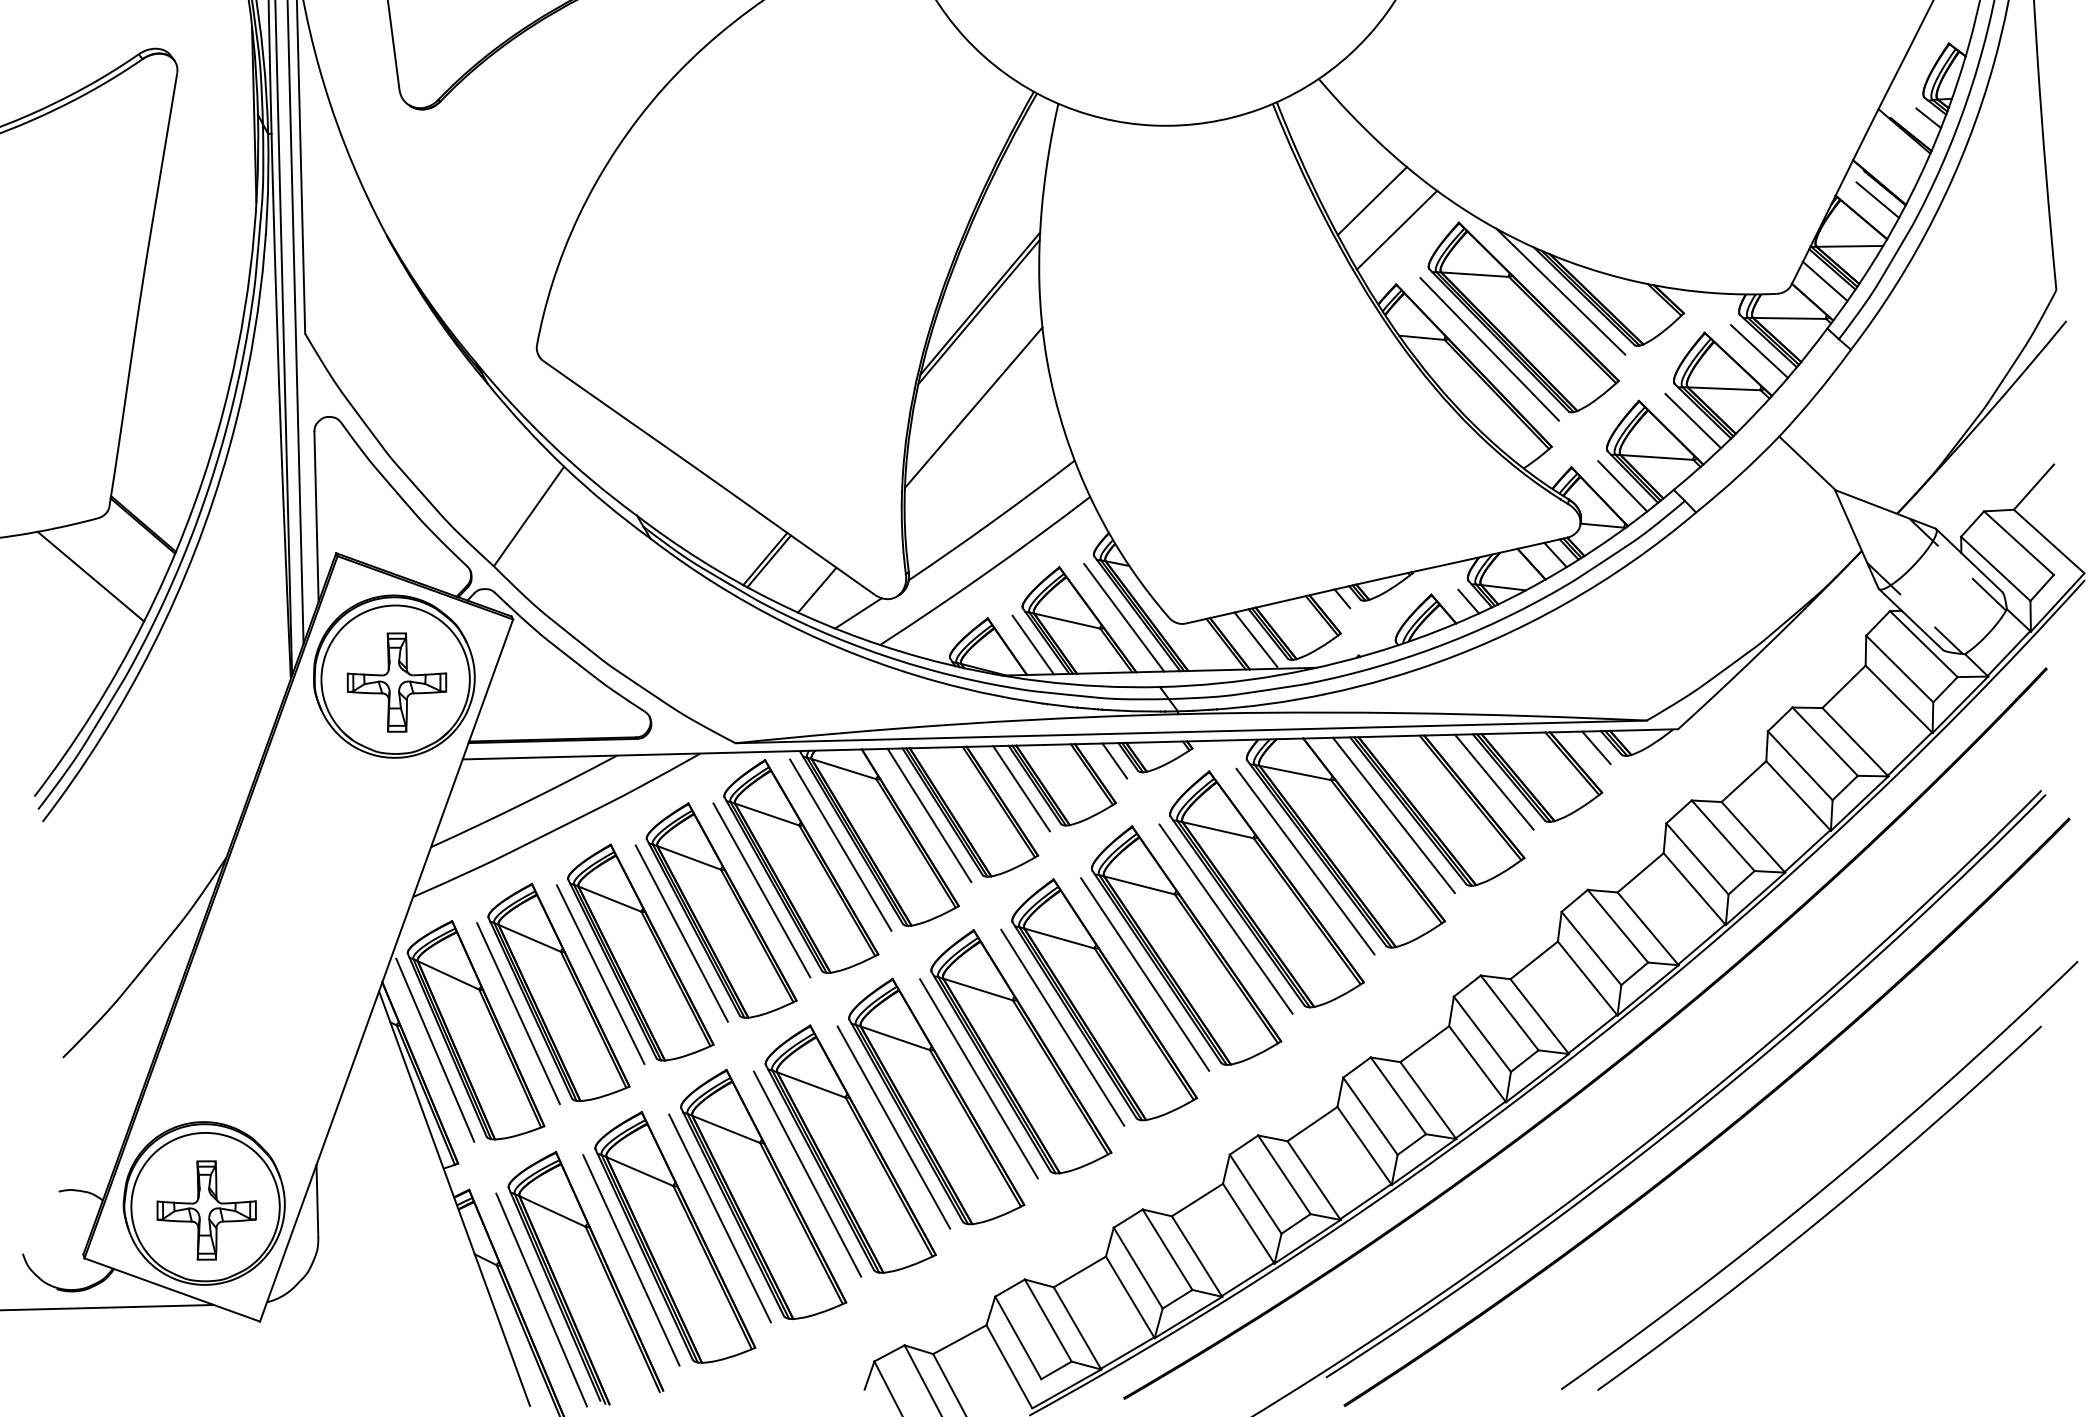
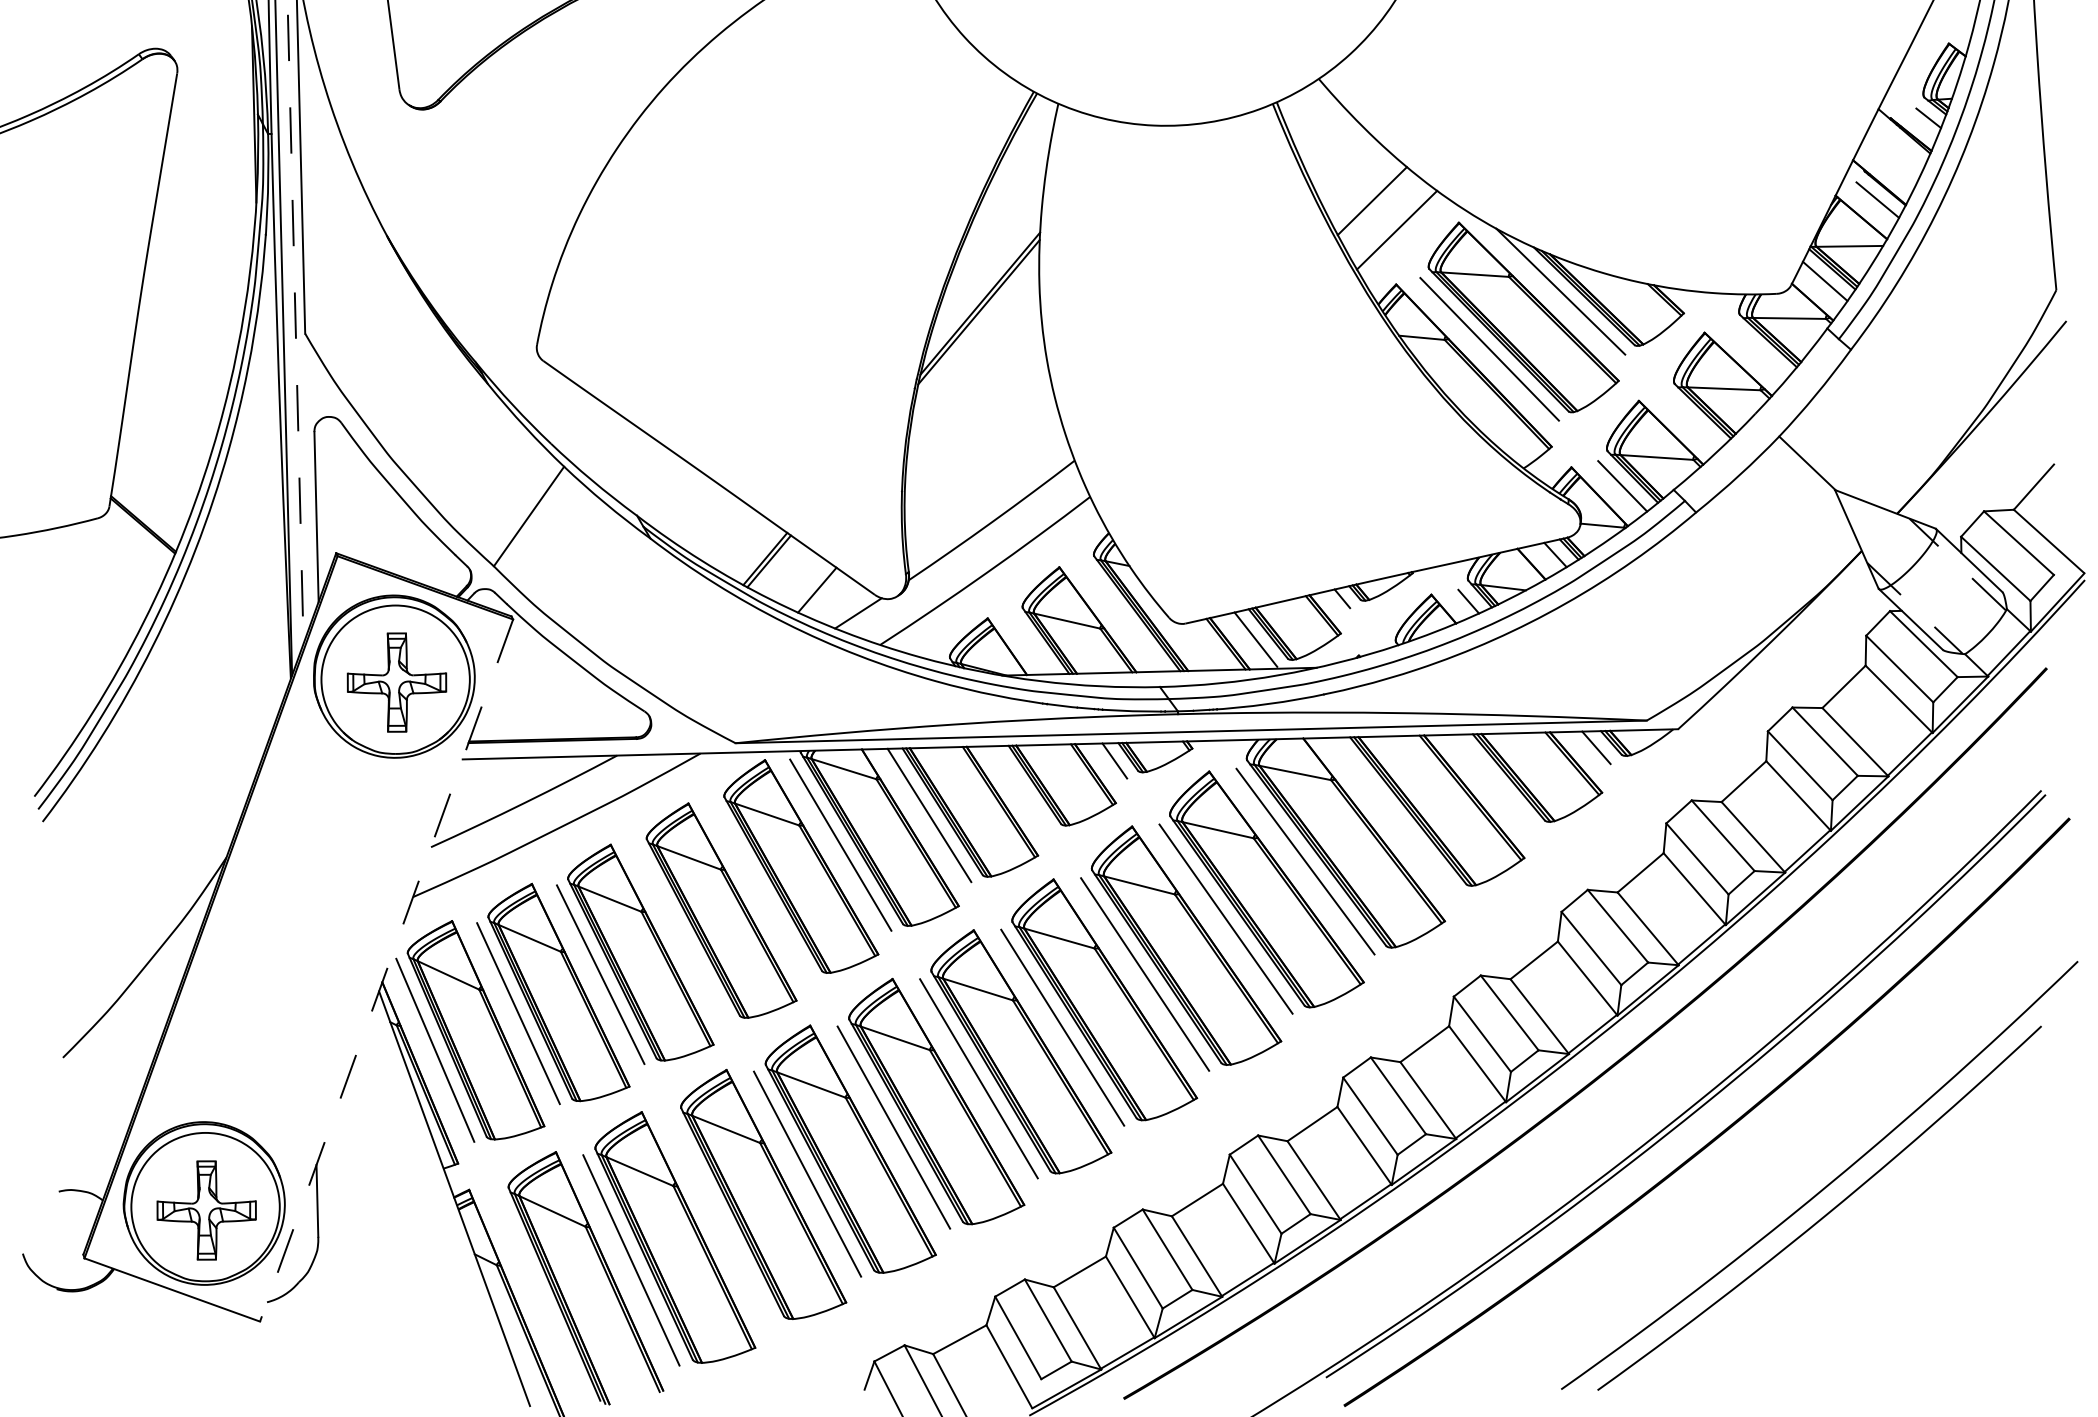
line: solid -> dashed (295, 321)
line: present -> none (1759, 351)
line: present -> none (973, 407)
line: present -> none (1693, 420)
line: present -> none (90, 576)
line: present -> none (1124, 617)
line: present -> none (1032, 644)
line: present -> none (1494, 781)
line: present -> none (1021, 788)
line: present -> none (1393, 815)
line: present -> none (761, 890)
line: present -> none (681, 933)
line: solid -> dashed (386, 971)
line: present -> none (719, 1218)
line: present -> none (541, 1299)
line: present -> none (107, 1307)
